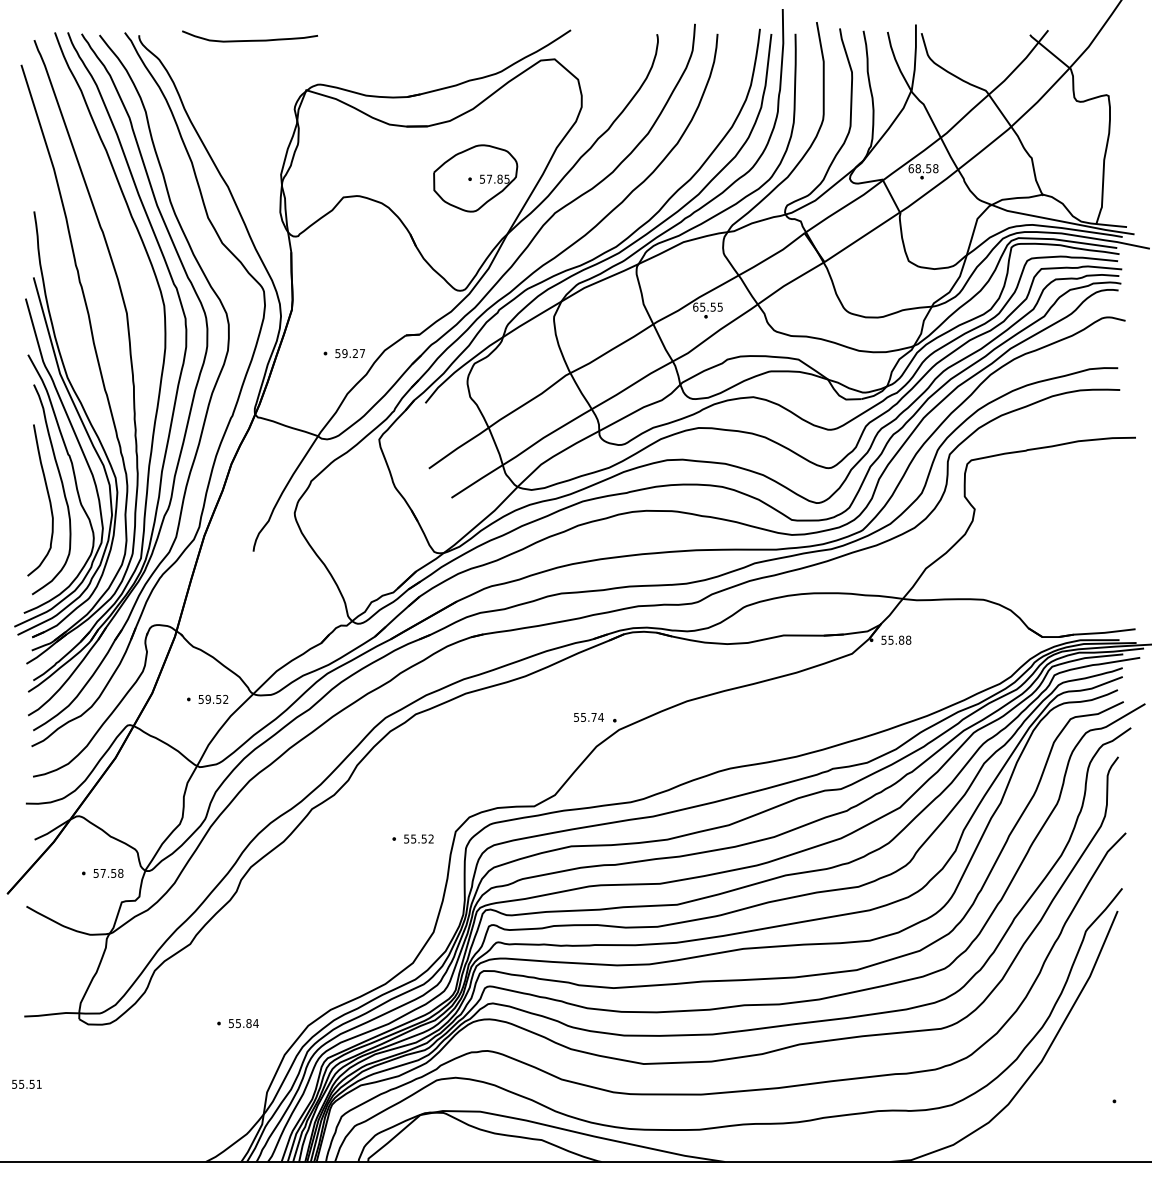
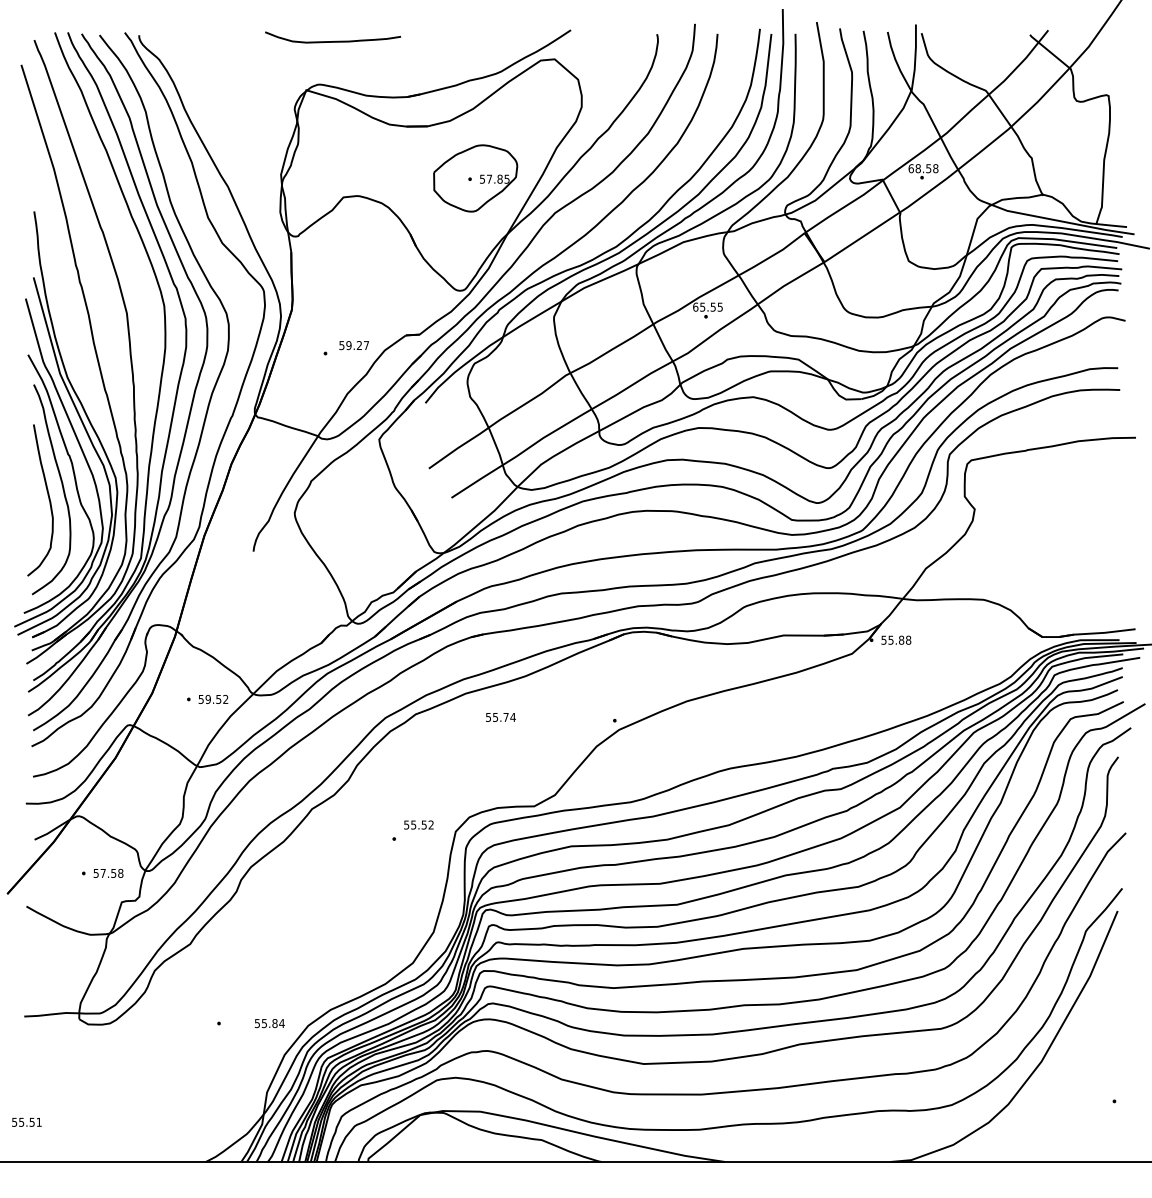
curve position: (252, 39) -> (335, 40) (335, 40)
text position: (349, 353) -> (353, 345) (353, 345)
text position: (588, 717) -> (500, 717) (500, 717)
text position: (418, 838) -> (418, 824) (418, 824)
text position: (243, 1023) -> (269, 1023) (269, 1023)
text position: (26, 1084) -> (26, 1122) (26, 1122)
